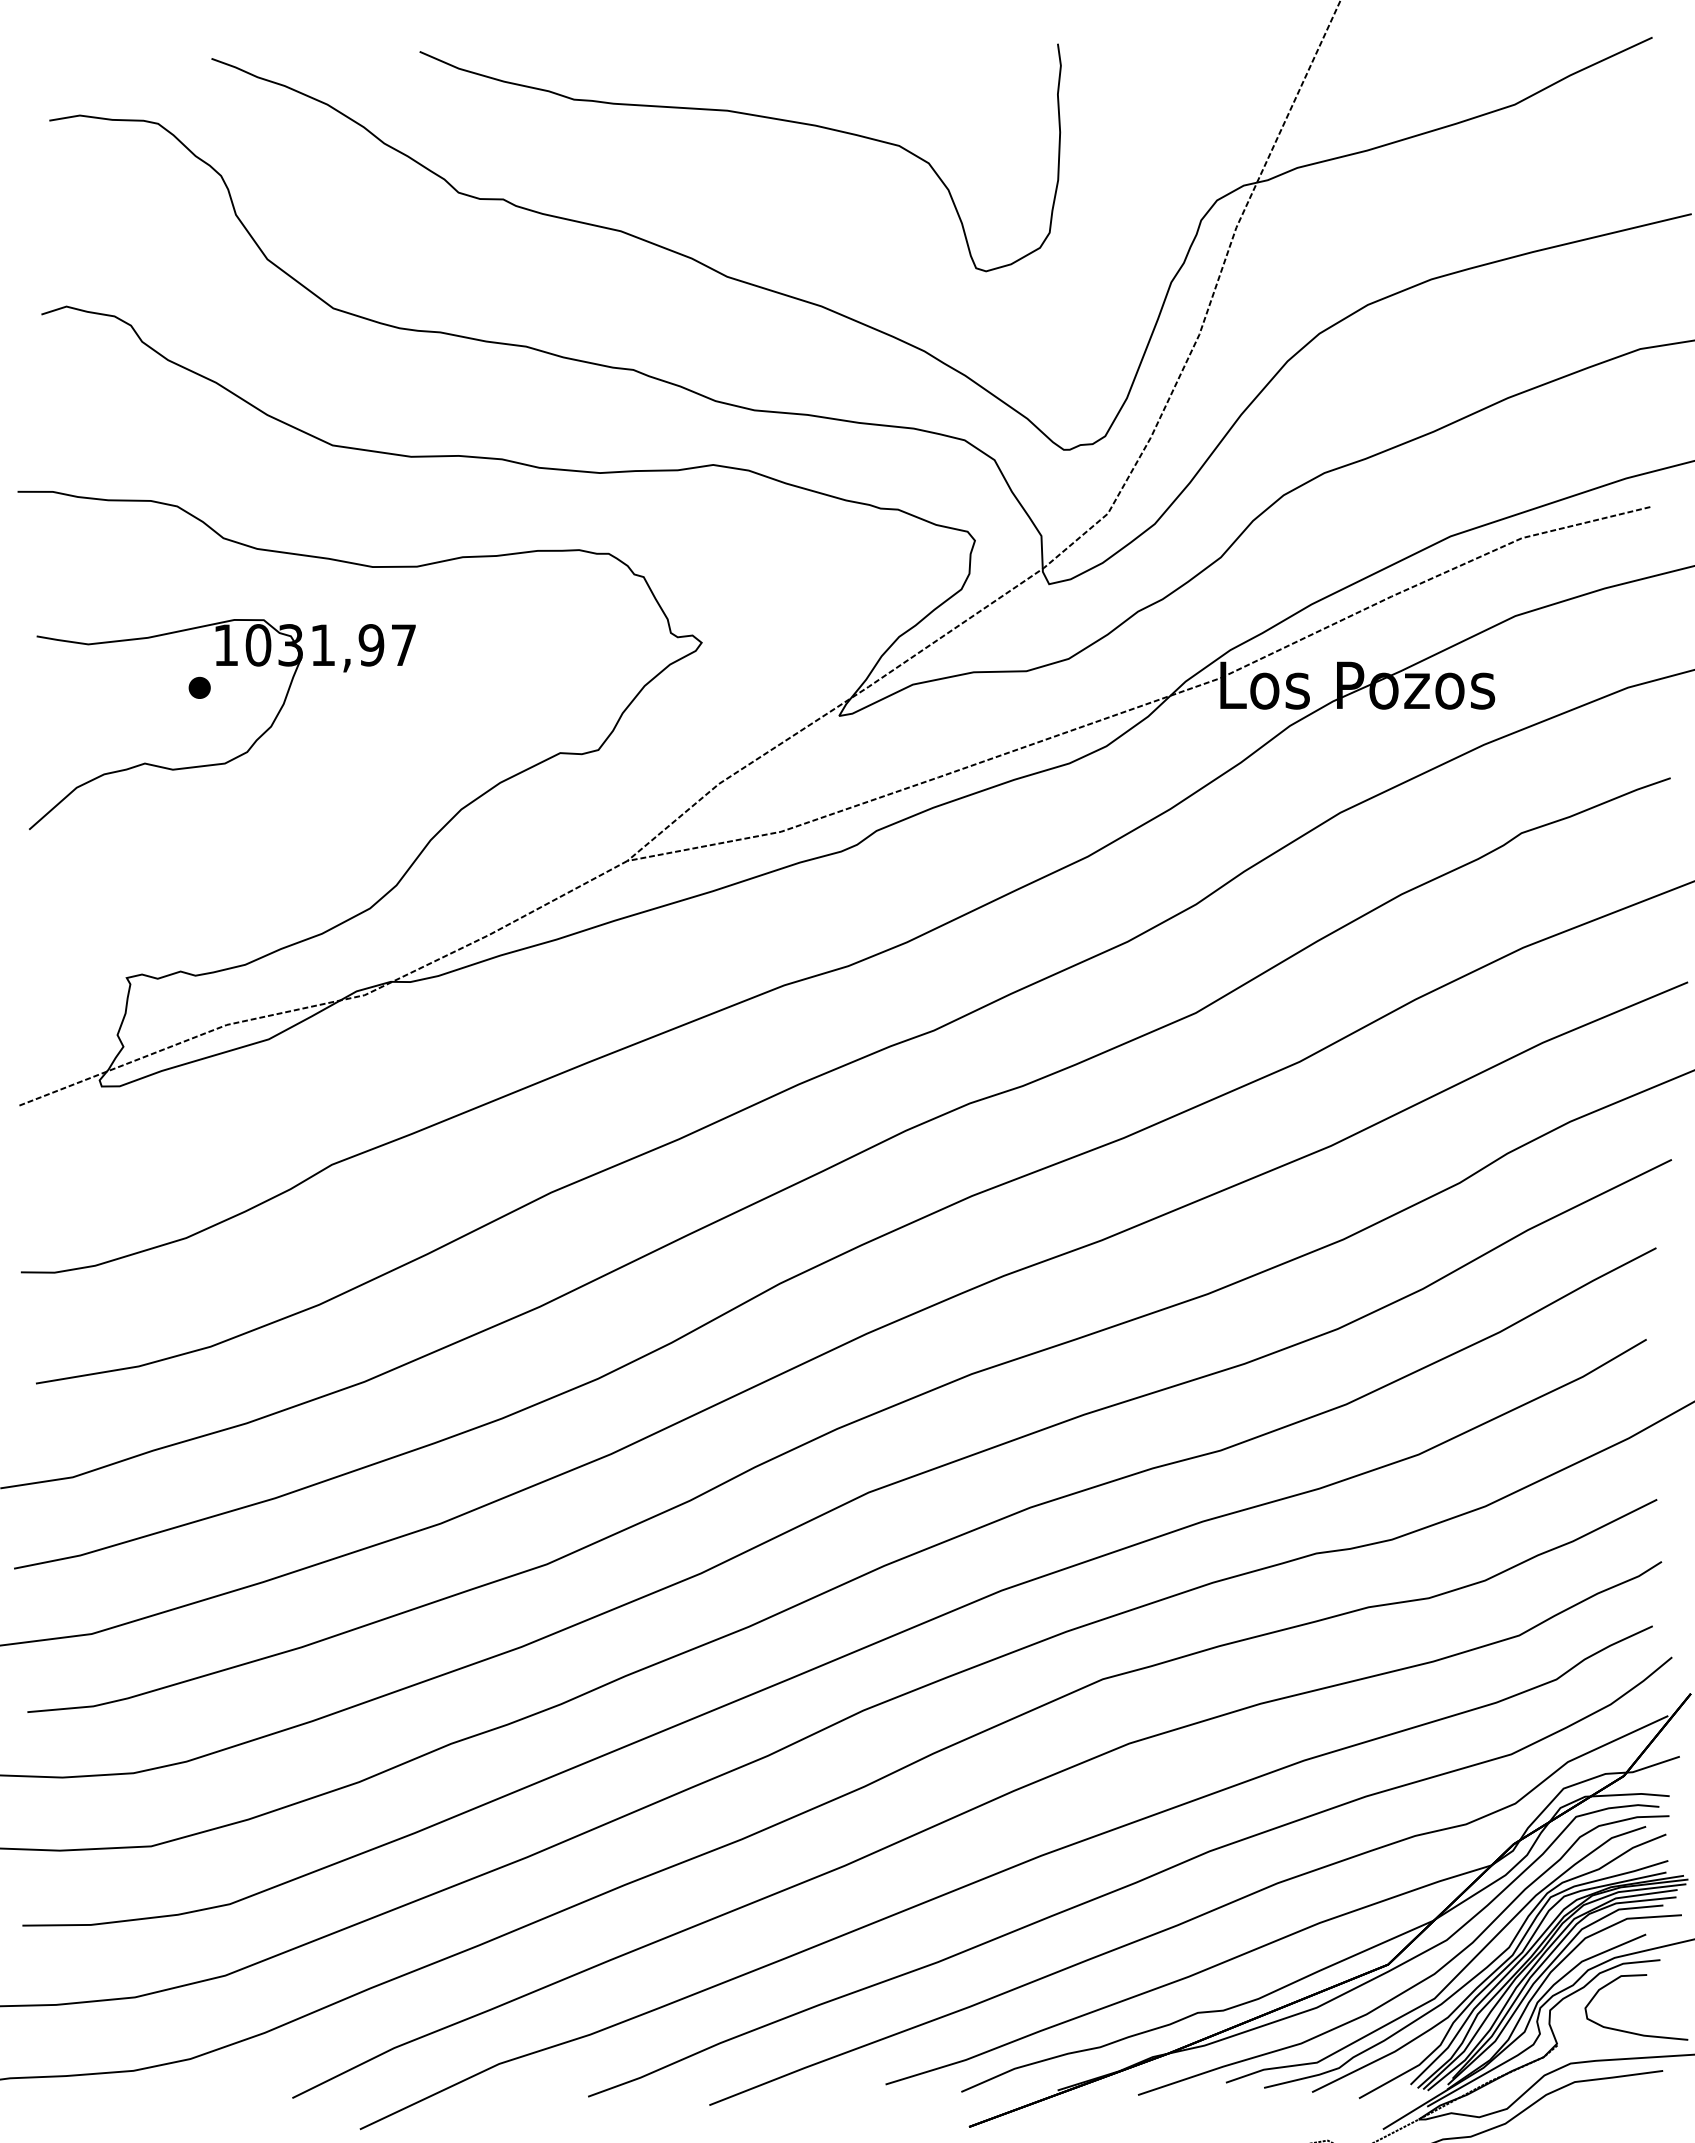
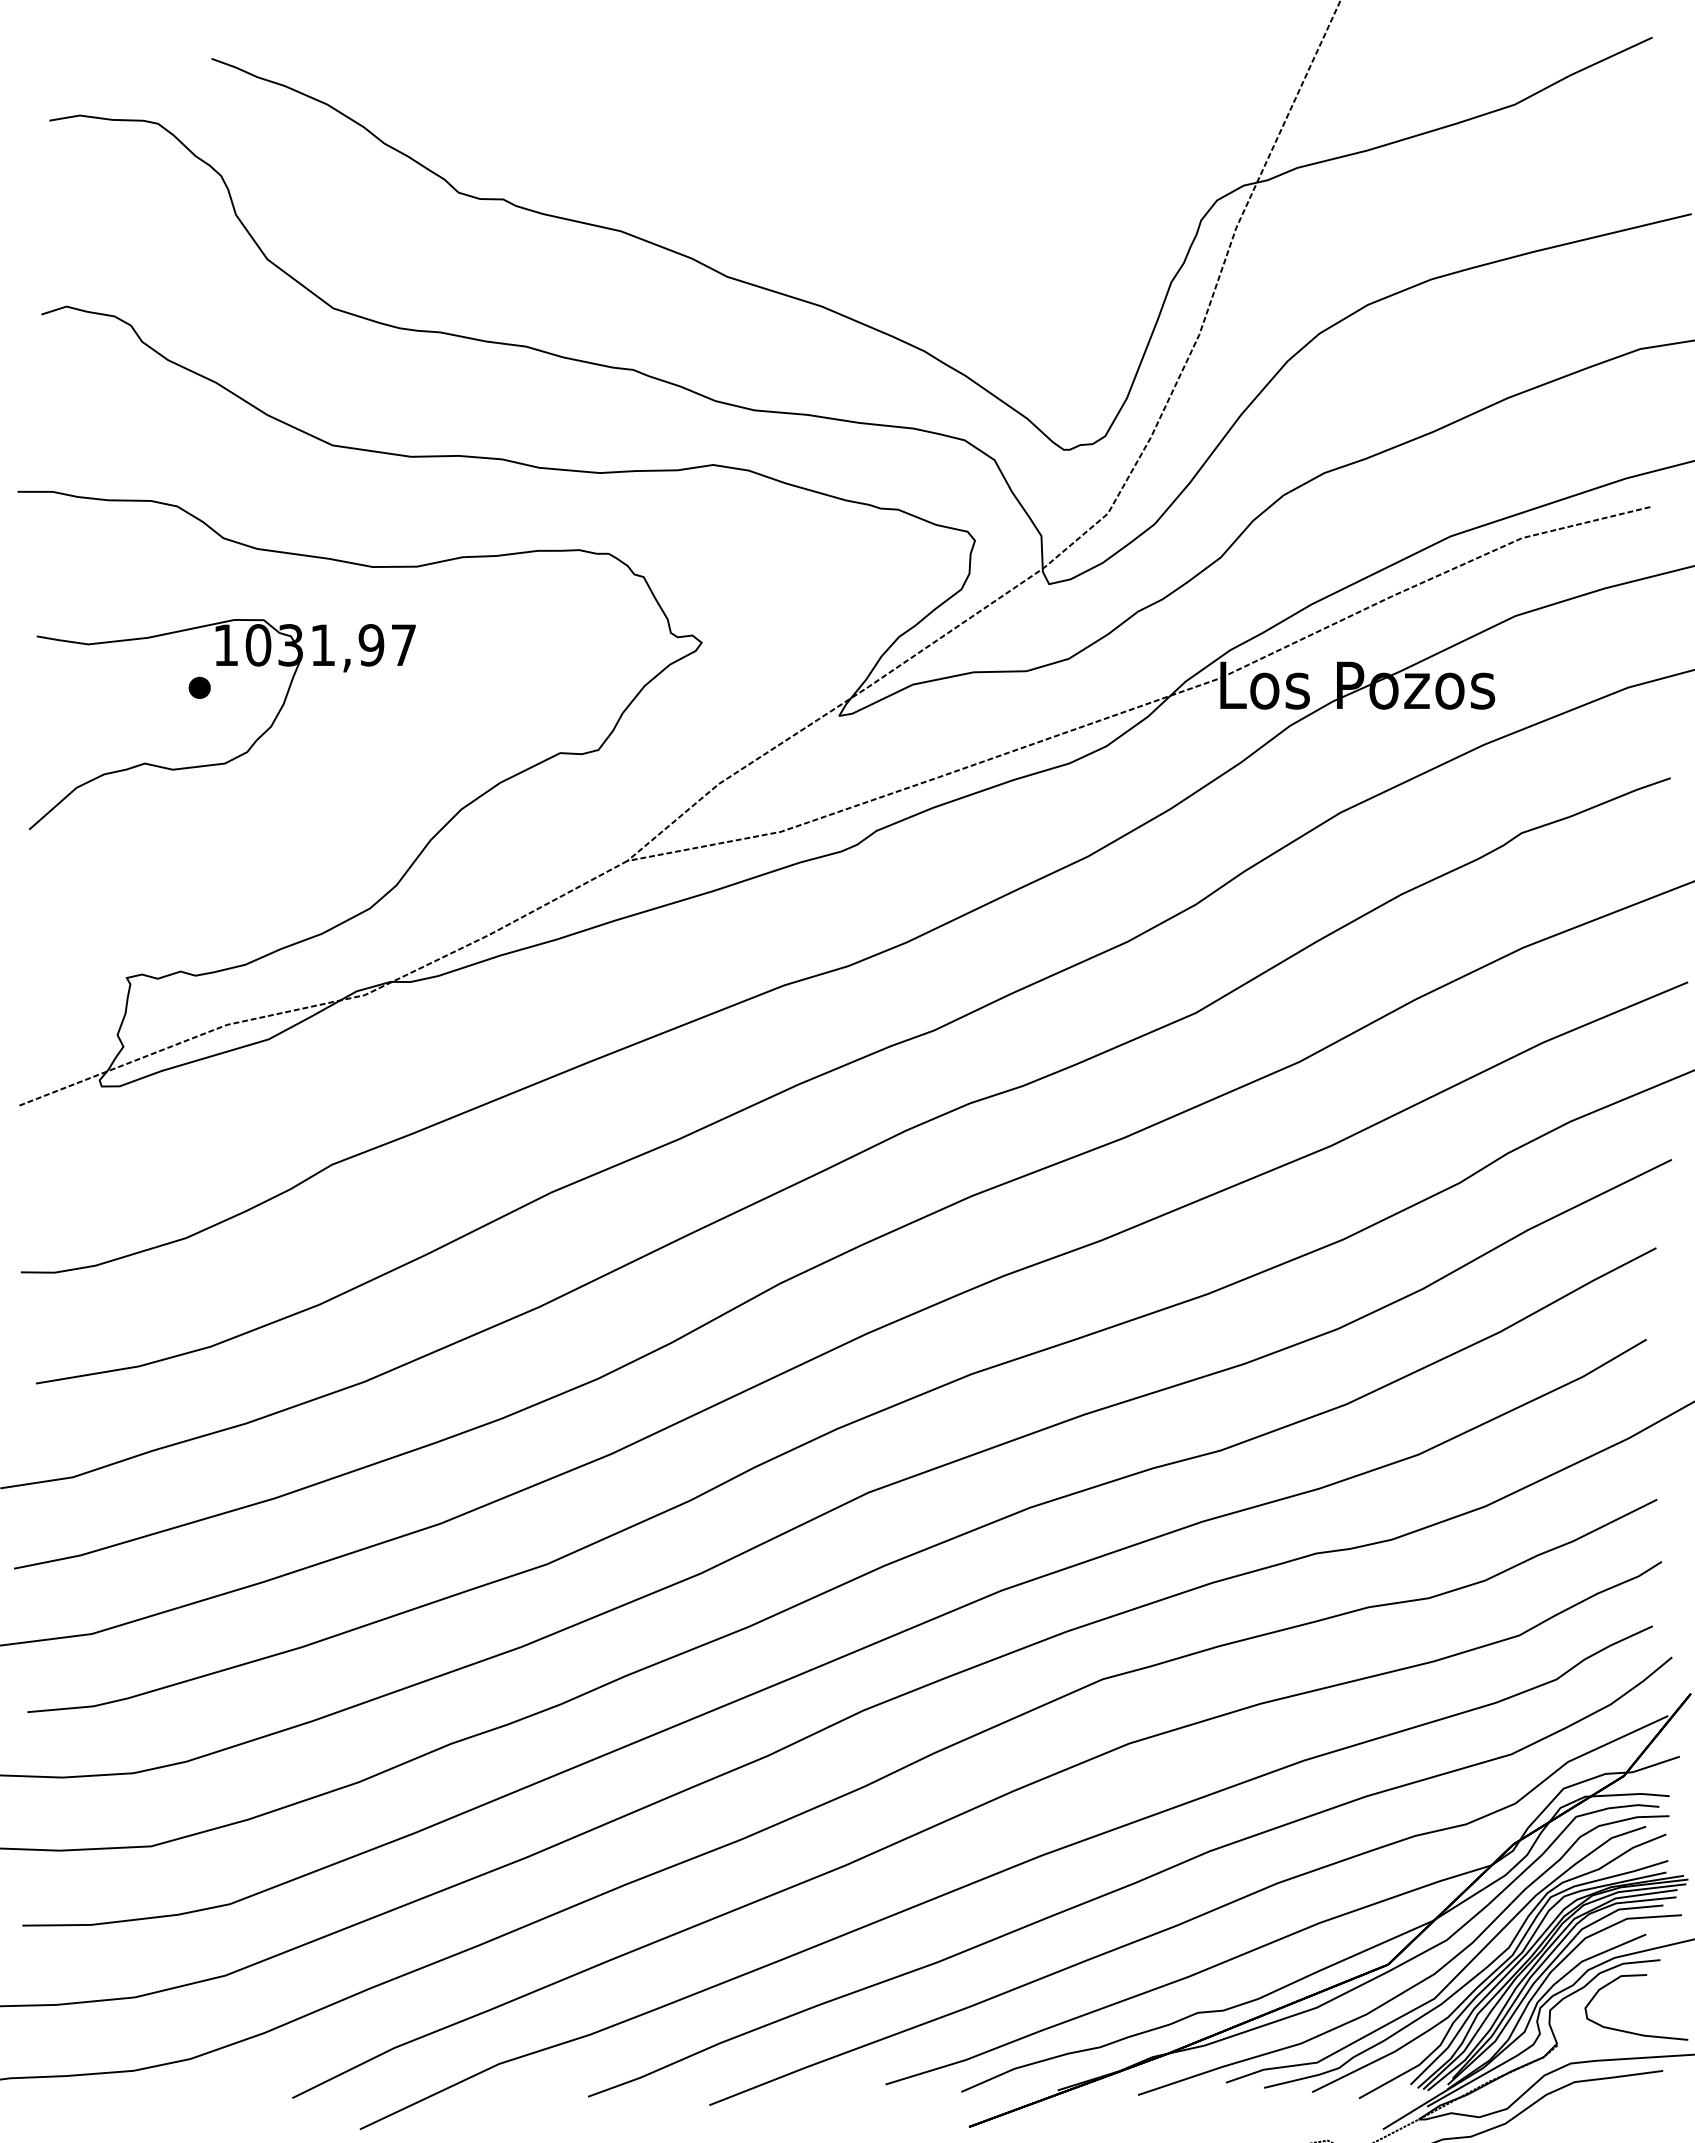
curve: present -> none (748, 115)
